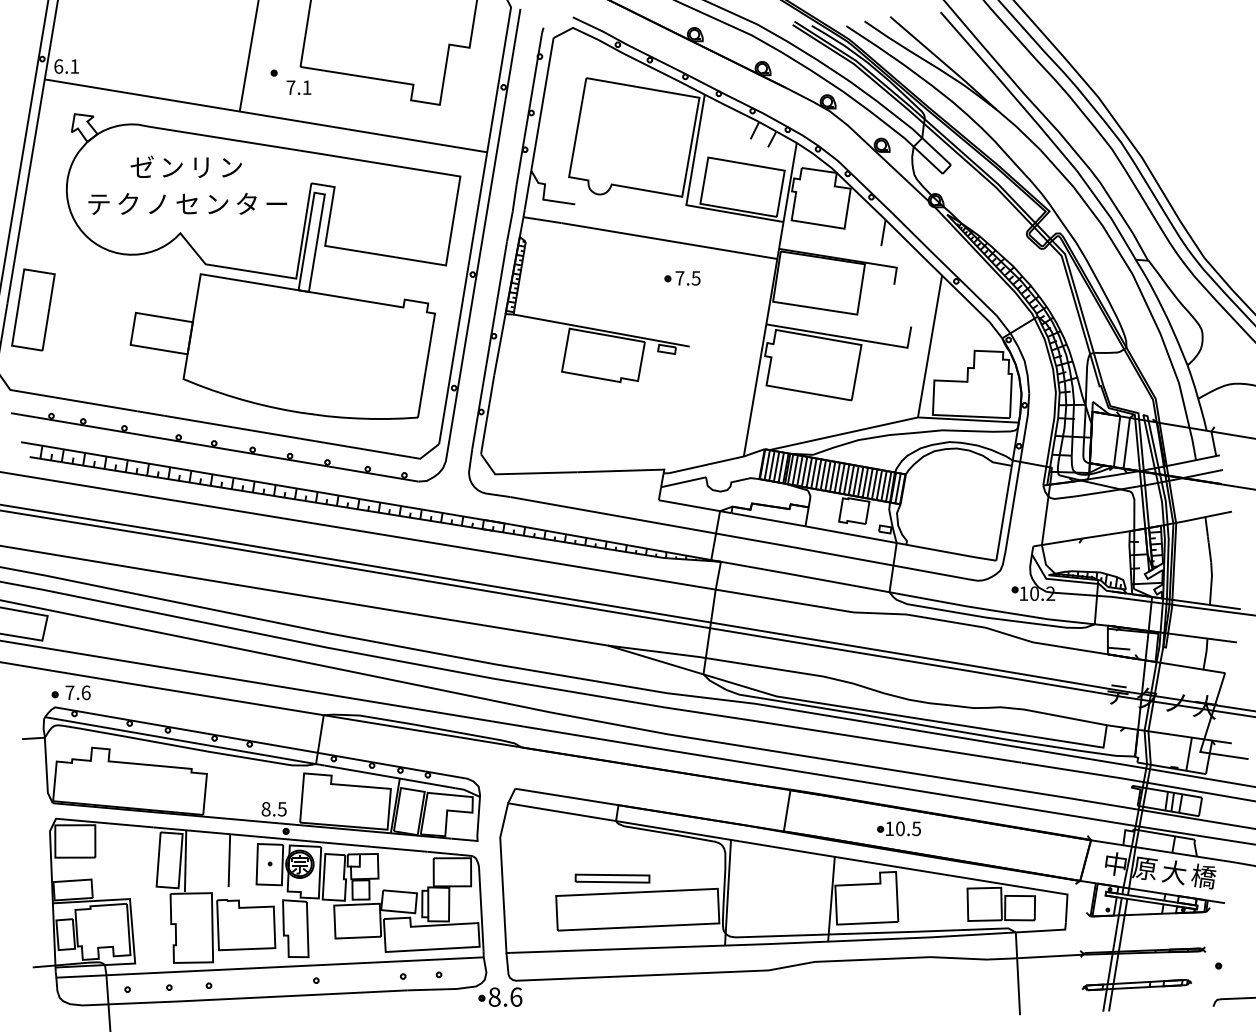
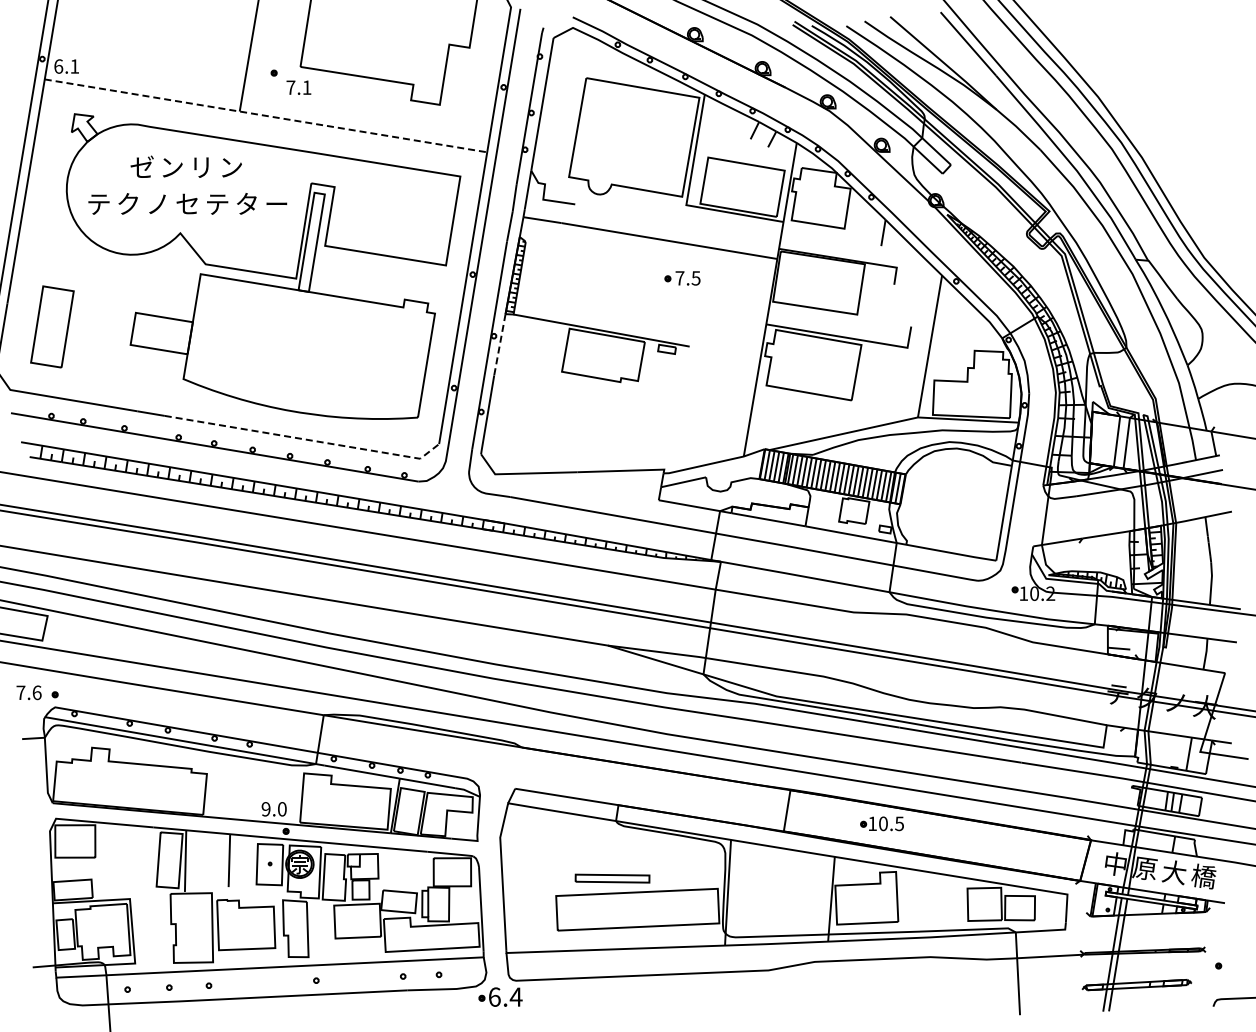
line: solid -> dashed (265, 115)
text: ン -> テ (217, 204)
part position: (33, 309) -> (52, 326) (52, 326)
line: solid -> dashed (499, 345)
line: solid -> dashed (304, 439)
text position: (77, 692) -> (28, 692) (28, 692)
text: 8.5 -> 9.0 (273, 809)
part position: (898, 828) -> (881, 823) (881, 823)
text: 8.6 -> 6.4 (505, 996)
